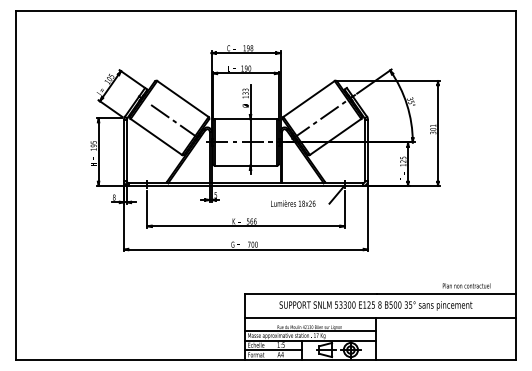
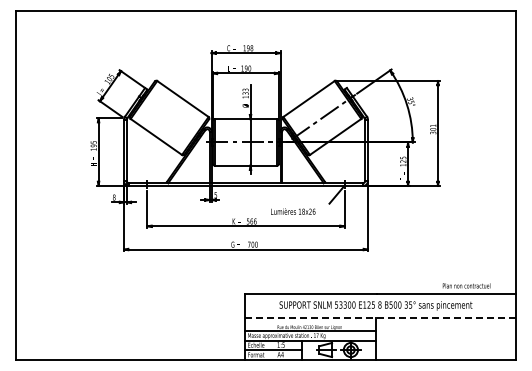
line: present -> none (175, 122)
text position: (293, 203) -> (293, 211) (293, 211)
line: solid -> dashed (380, 318)
